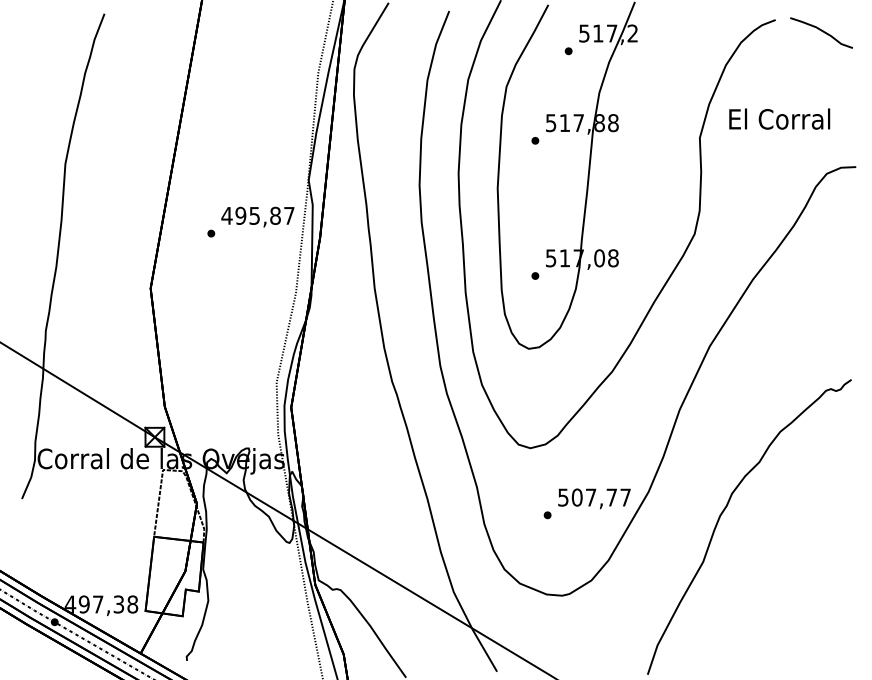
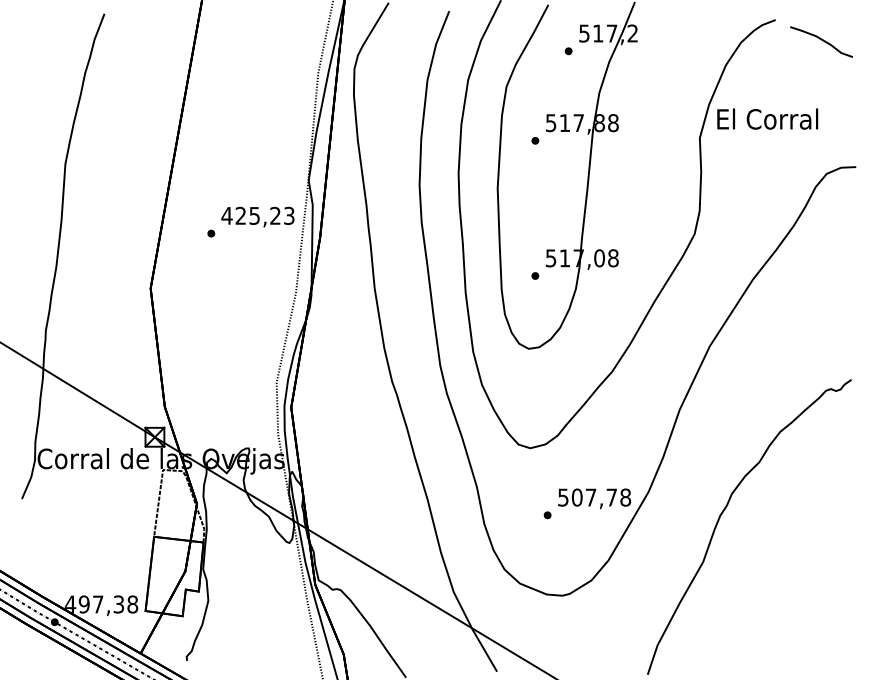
curve position: (821, 31) -> (821, 40) (821, 40)
text position: (779, 118) -> (767, 118) (767, 118)
text: 495,87 -> 425,23 (264, 215)
text: 507,77 -> 507,78 (625, 497)
